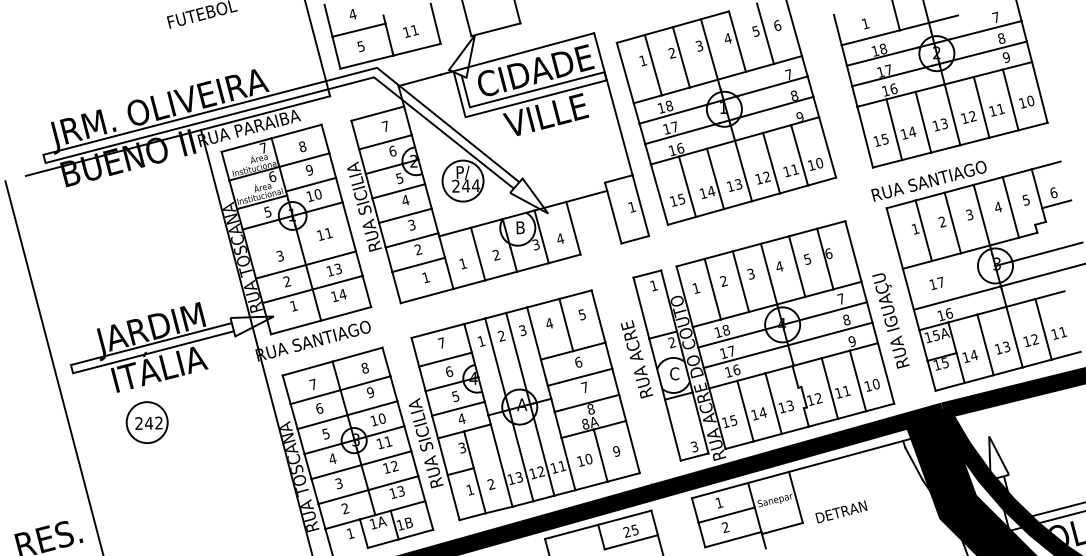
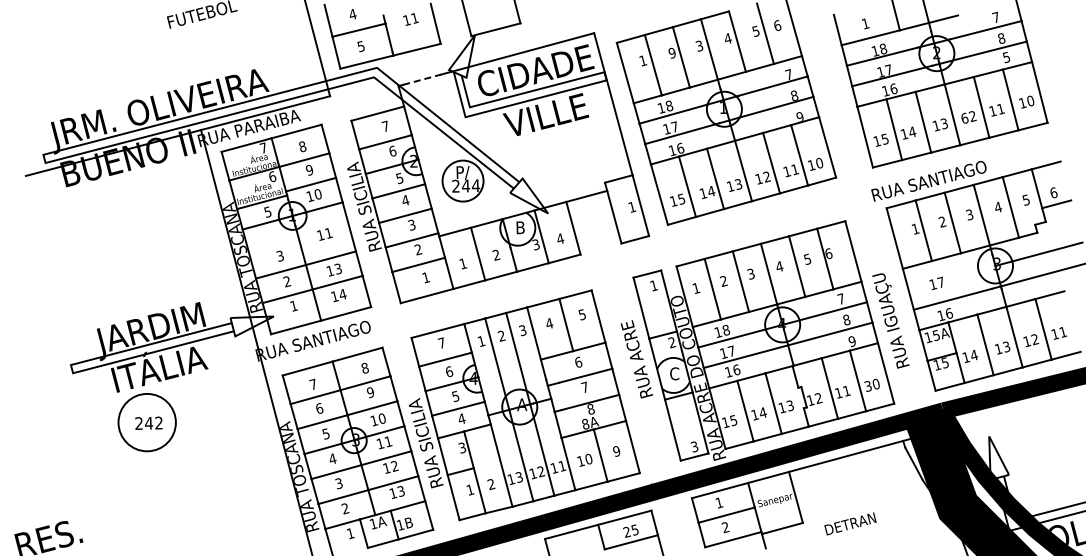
text position: (410, 31) -> (410, 19) (410, 19)
text: 2 -> 9 (672, 53)
text: 9 -> 5 (1006, 57)
line: solid -> dashed (422, 79)
text: 12 -> 62 (964, 117)
line: present -> none (53, 366)
text: 10 -> 30 (868, 386)
circle diameter: 41 px -> 57 px (146, 422)
text position: (841, 511) -> (850, 523) (850, 523)
